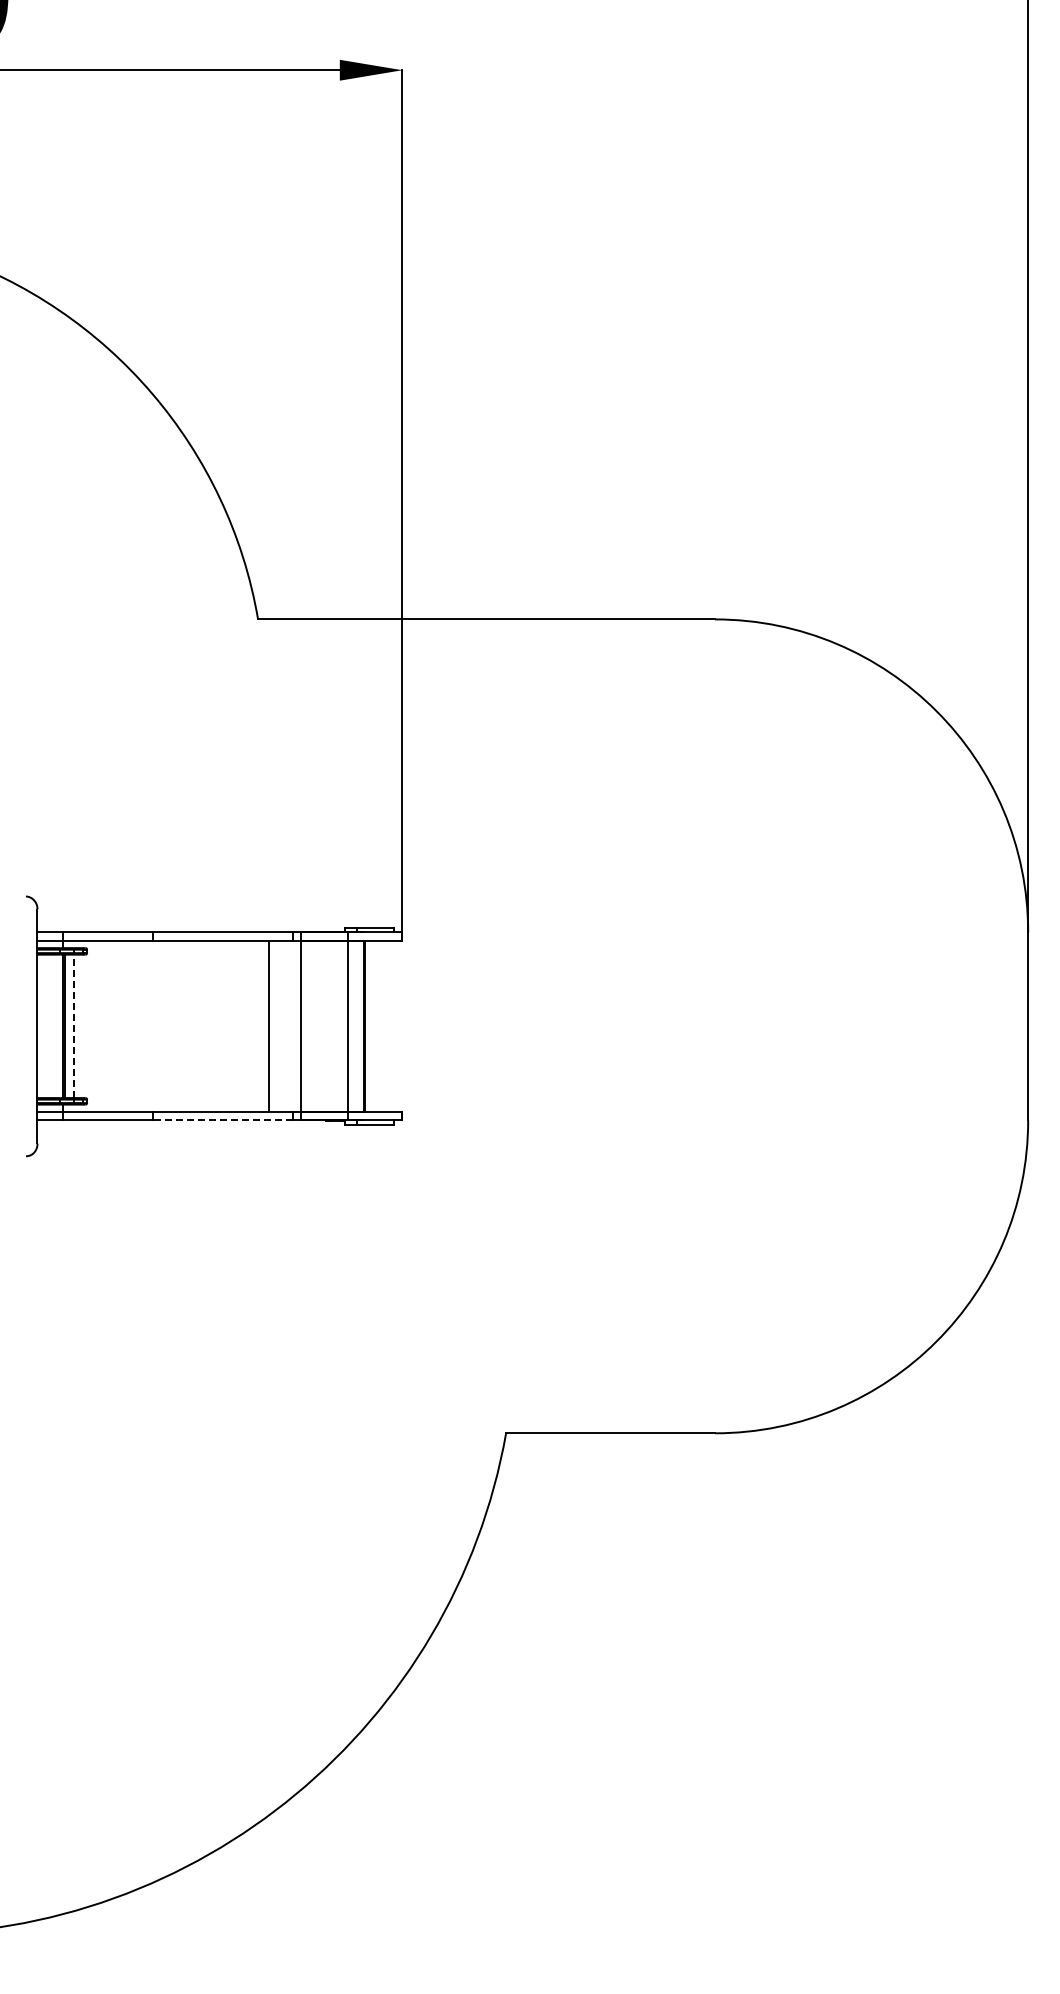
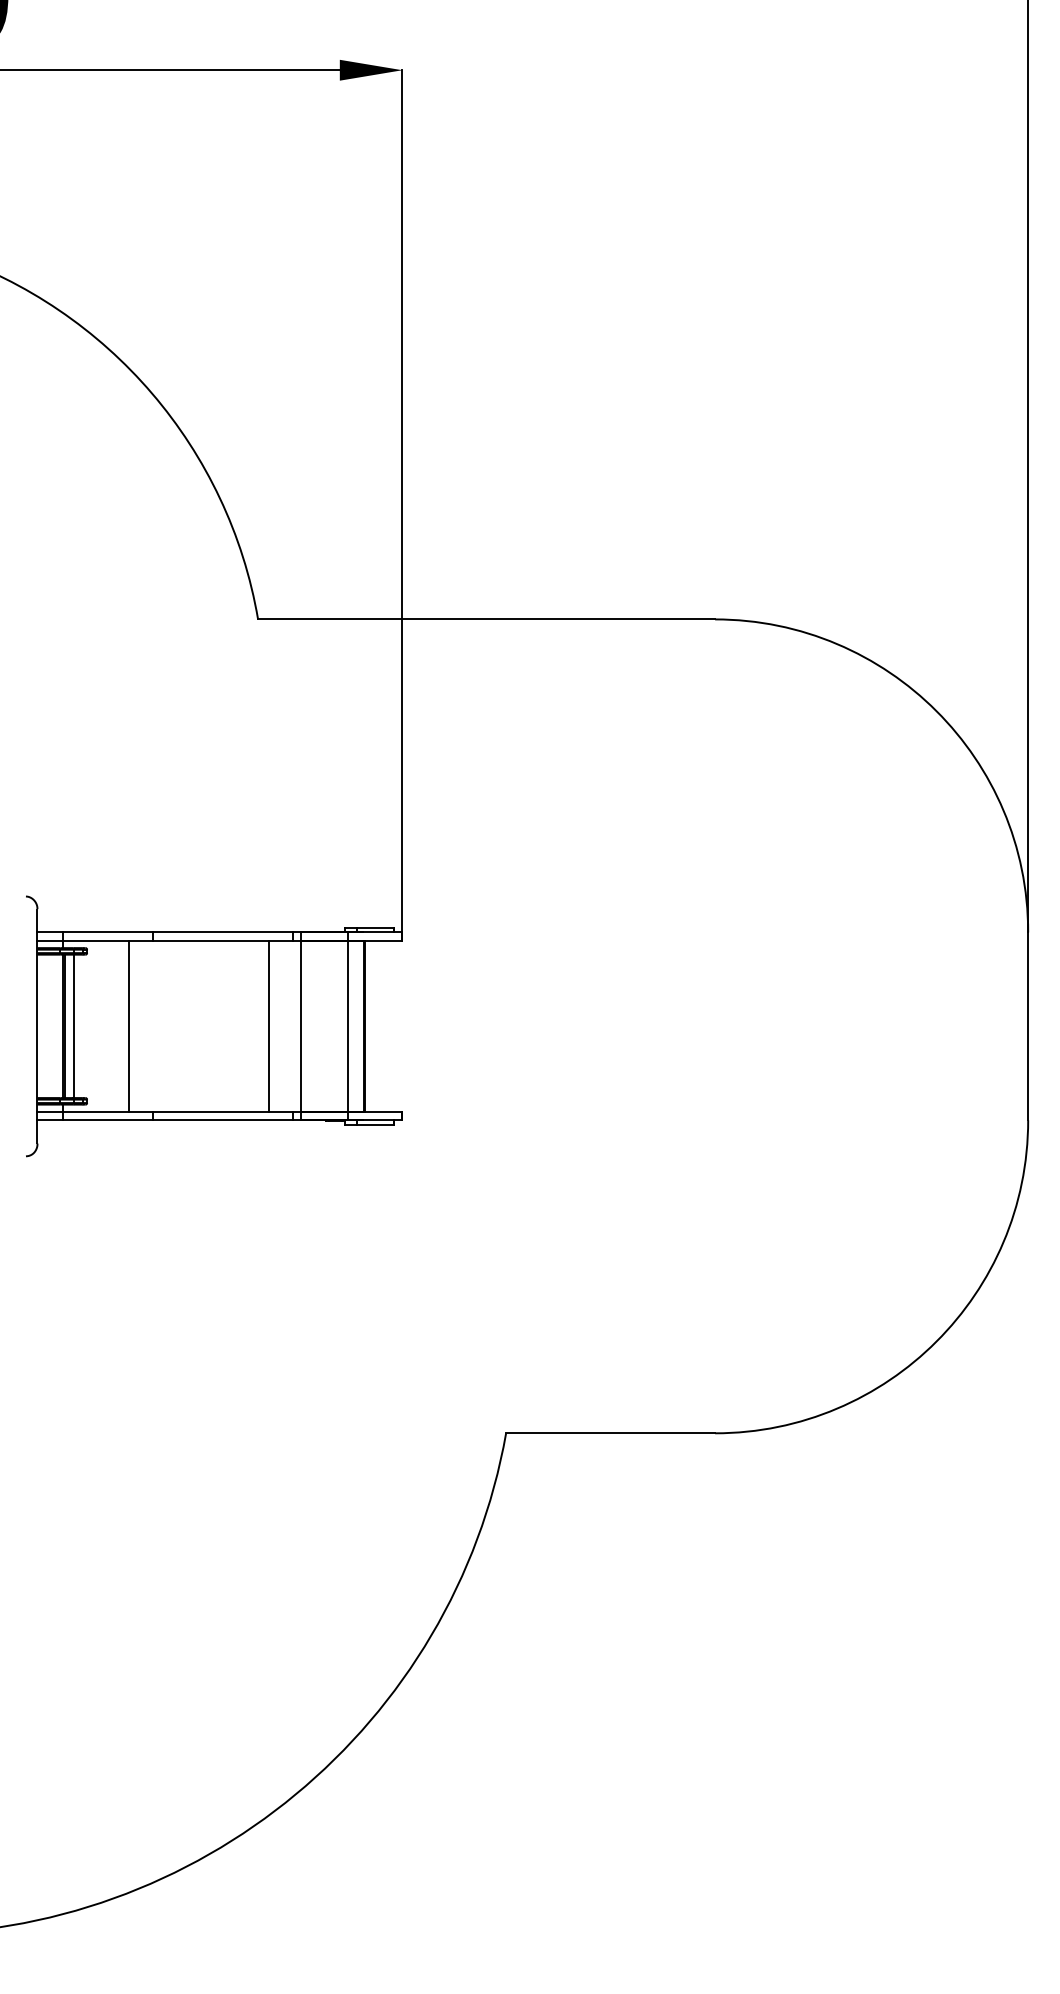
line: none -> present (129, 1025)
line: dashed -> solid (73, 1026)
line: dashed -> solid (222, 1120)
